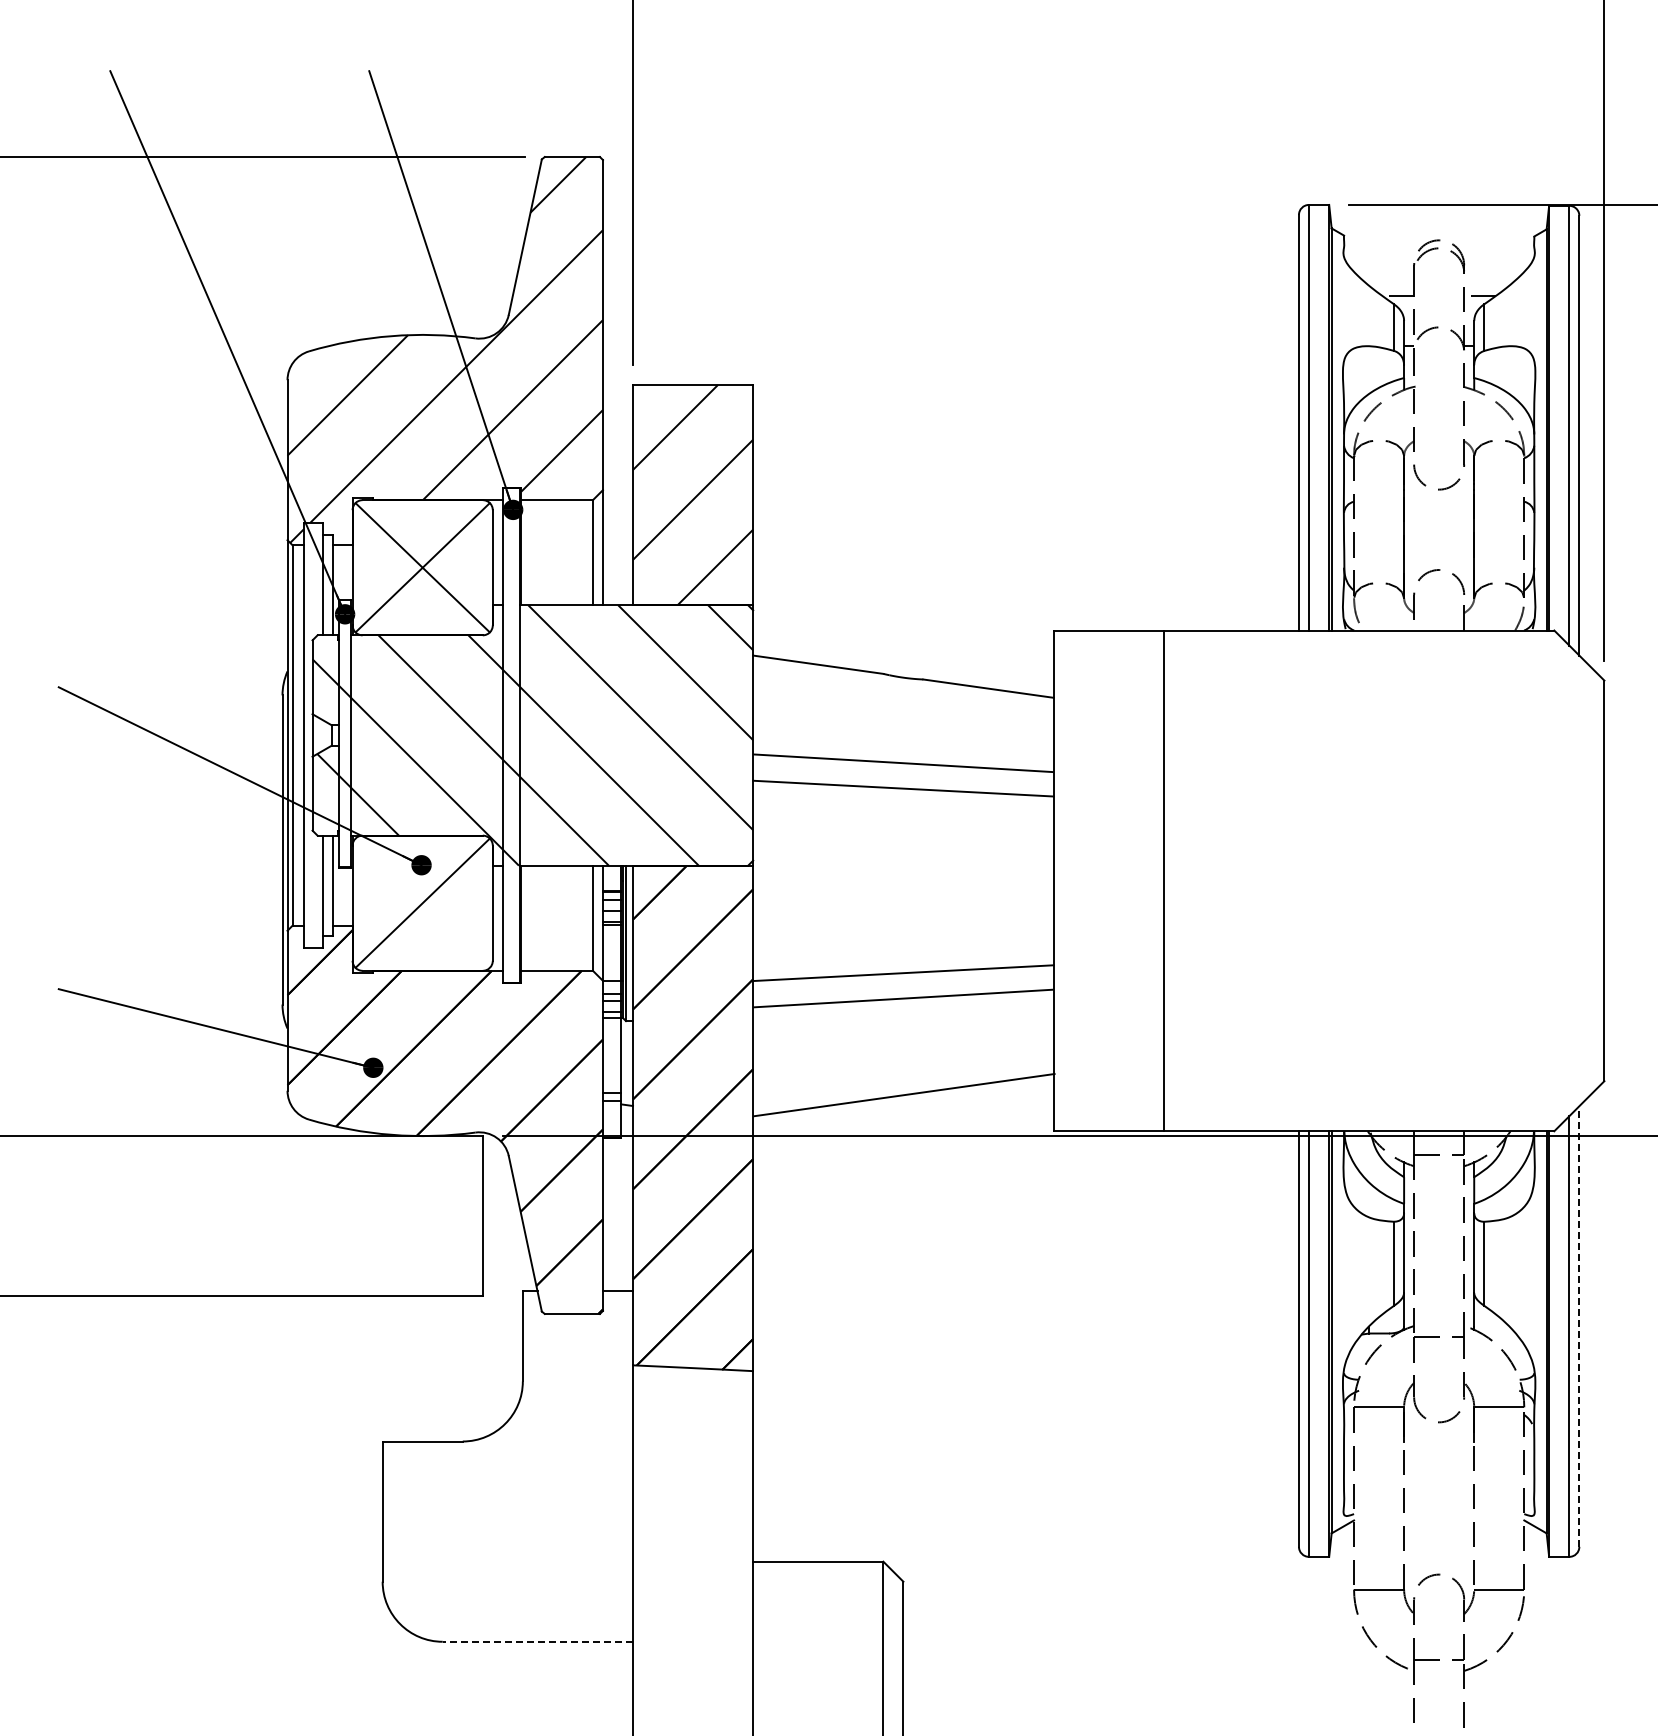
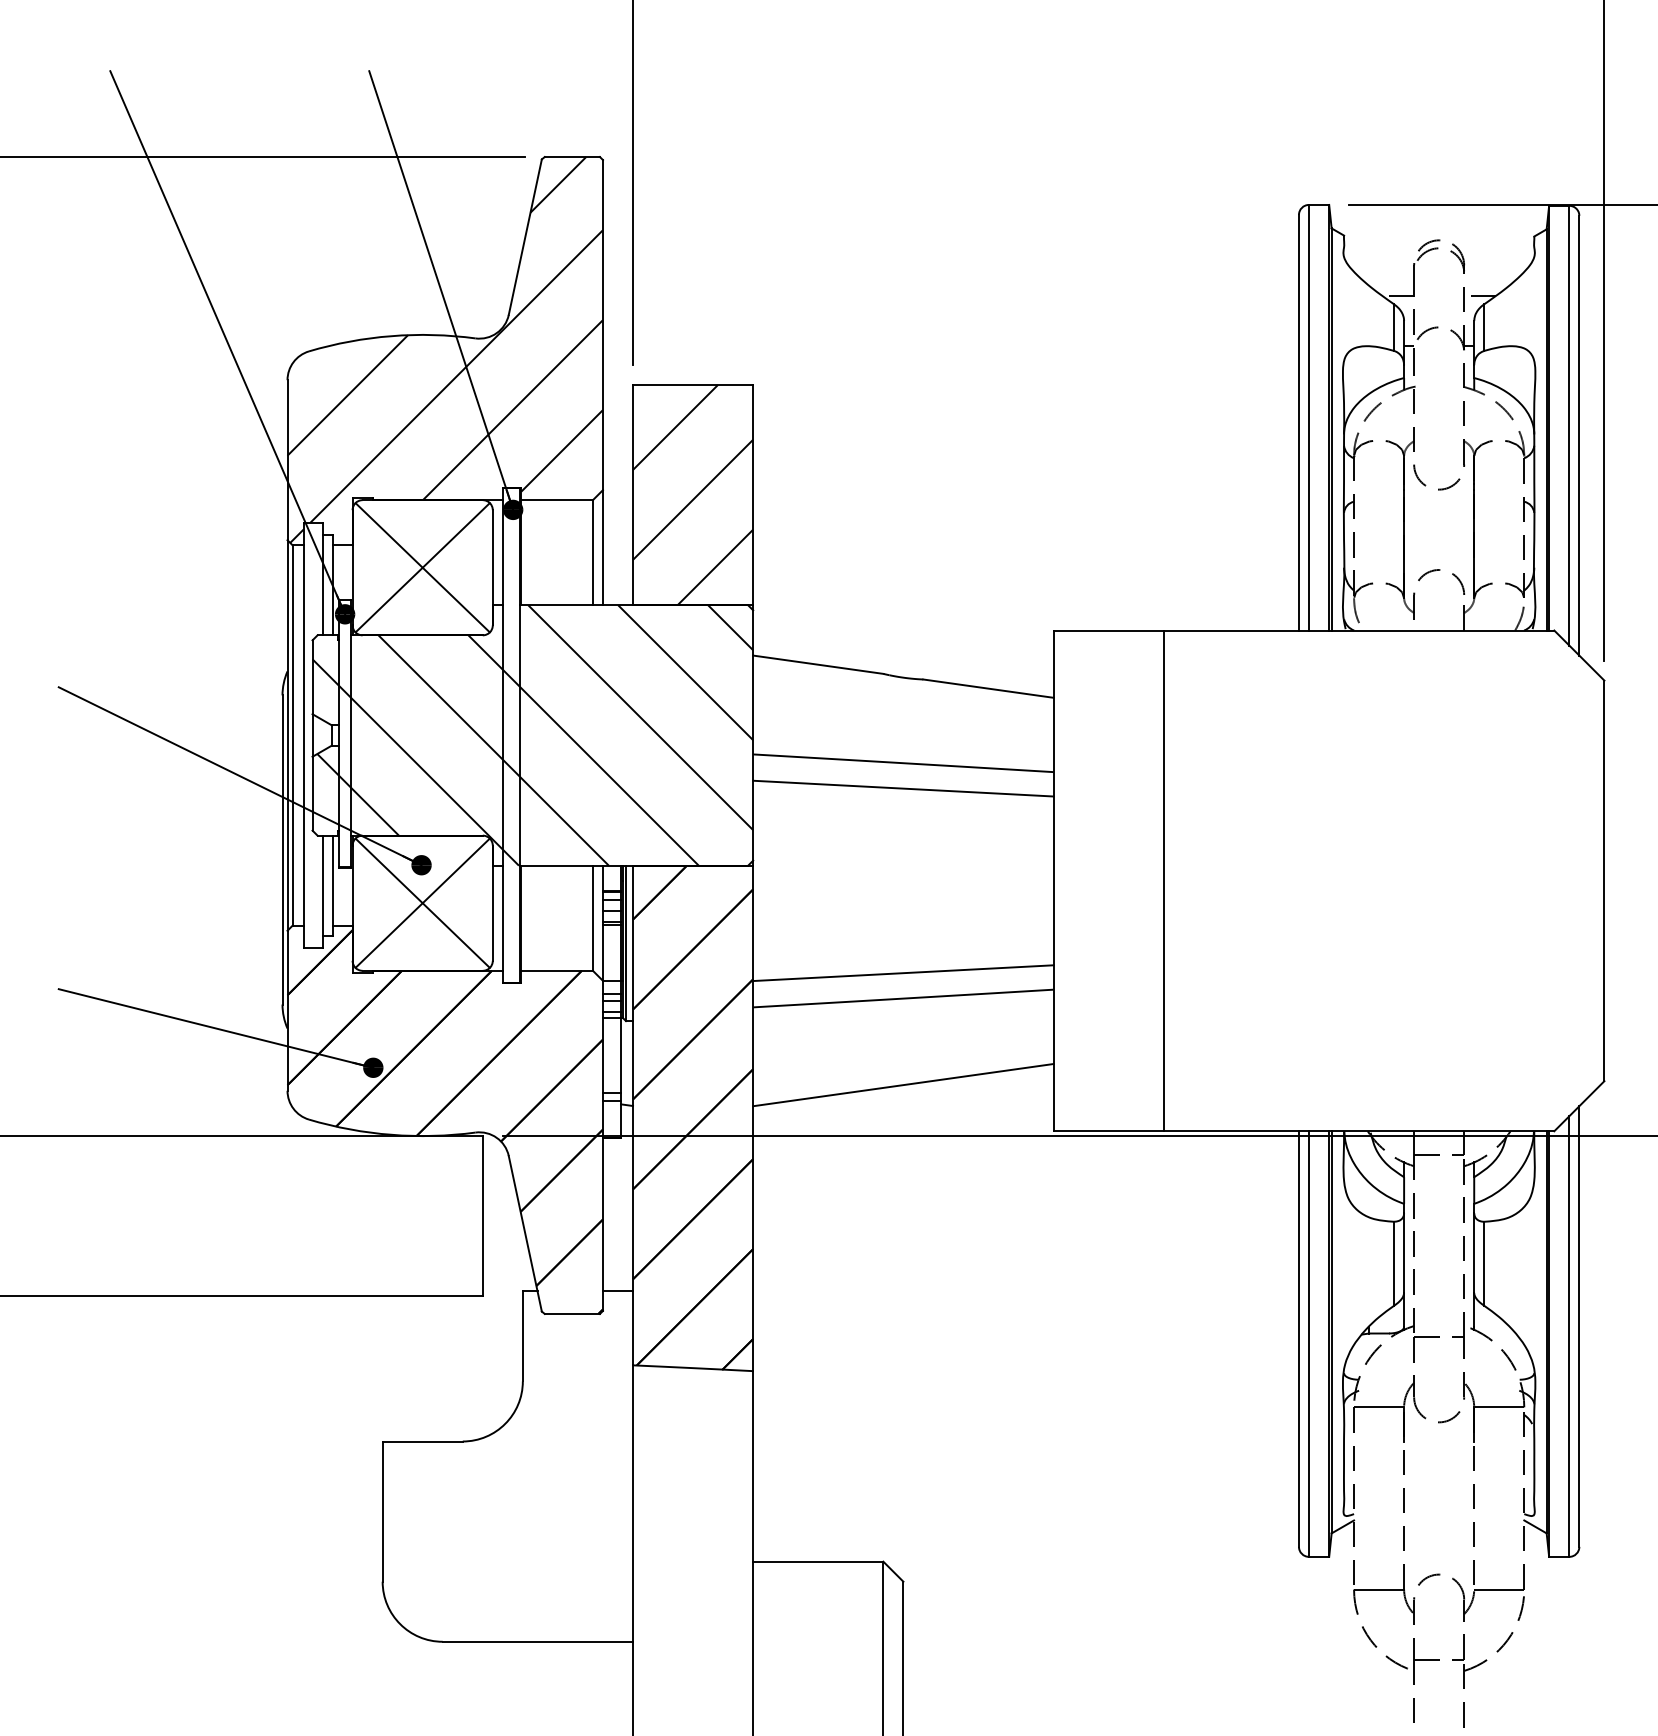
line: none -> present (422, 902)
line position: (904, 1095) -> (903, 1085) (903, 1085)
line: dashed -> solid (1579, 1326)
line: dashed -> solid (537, 1641)
